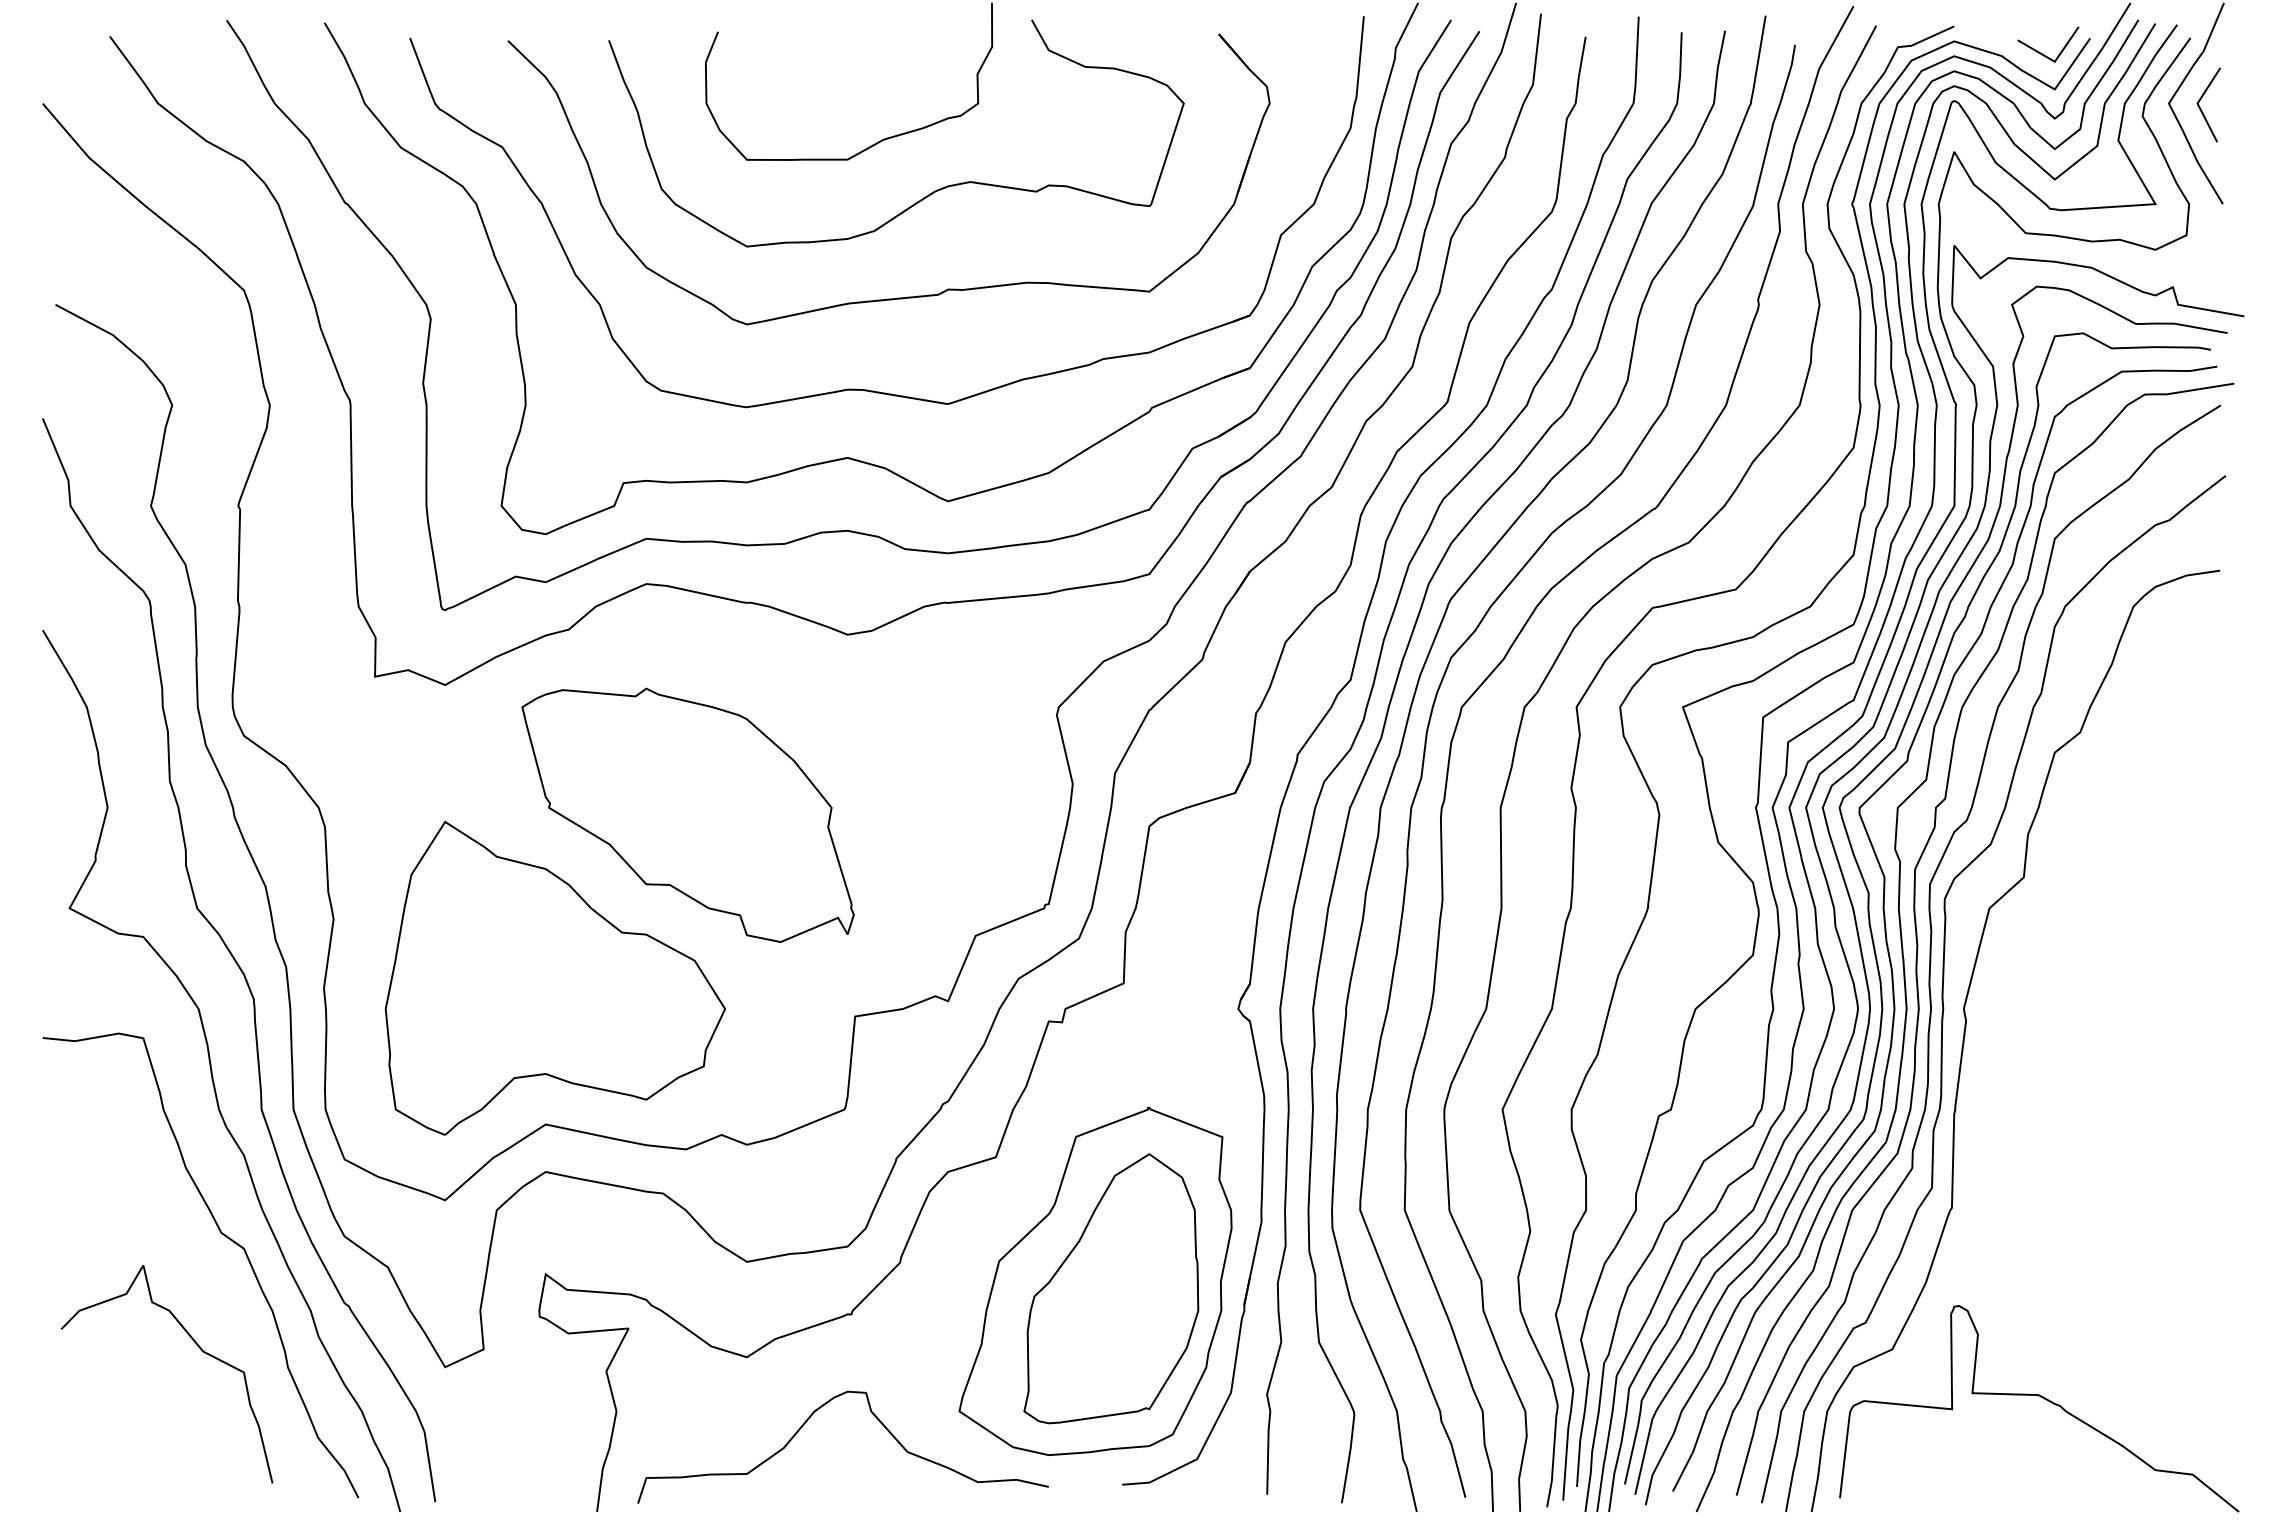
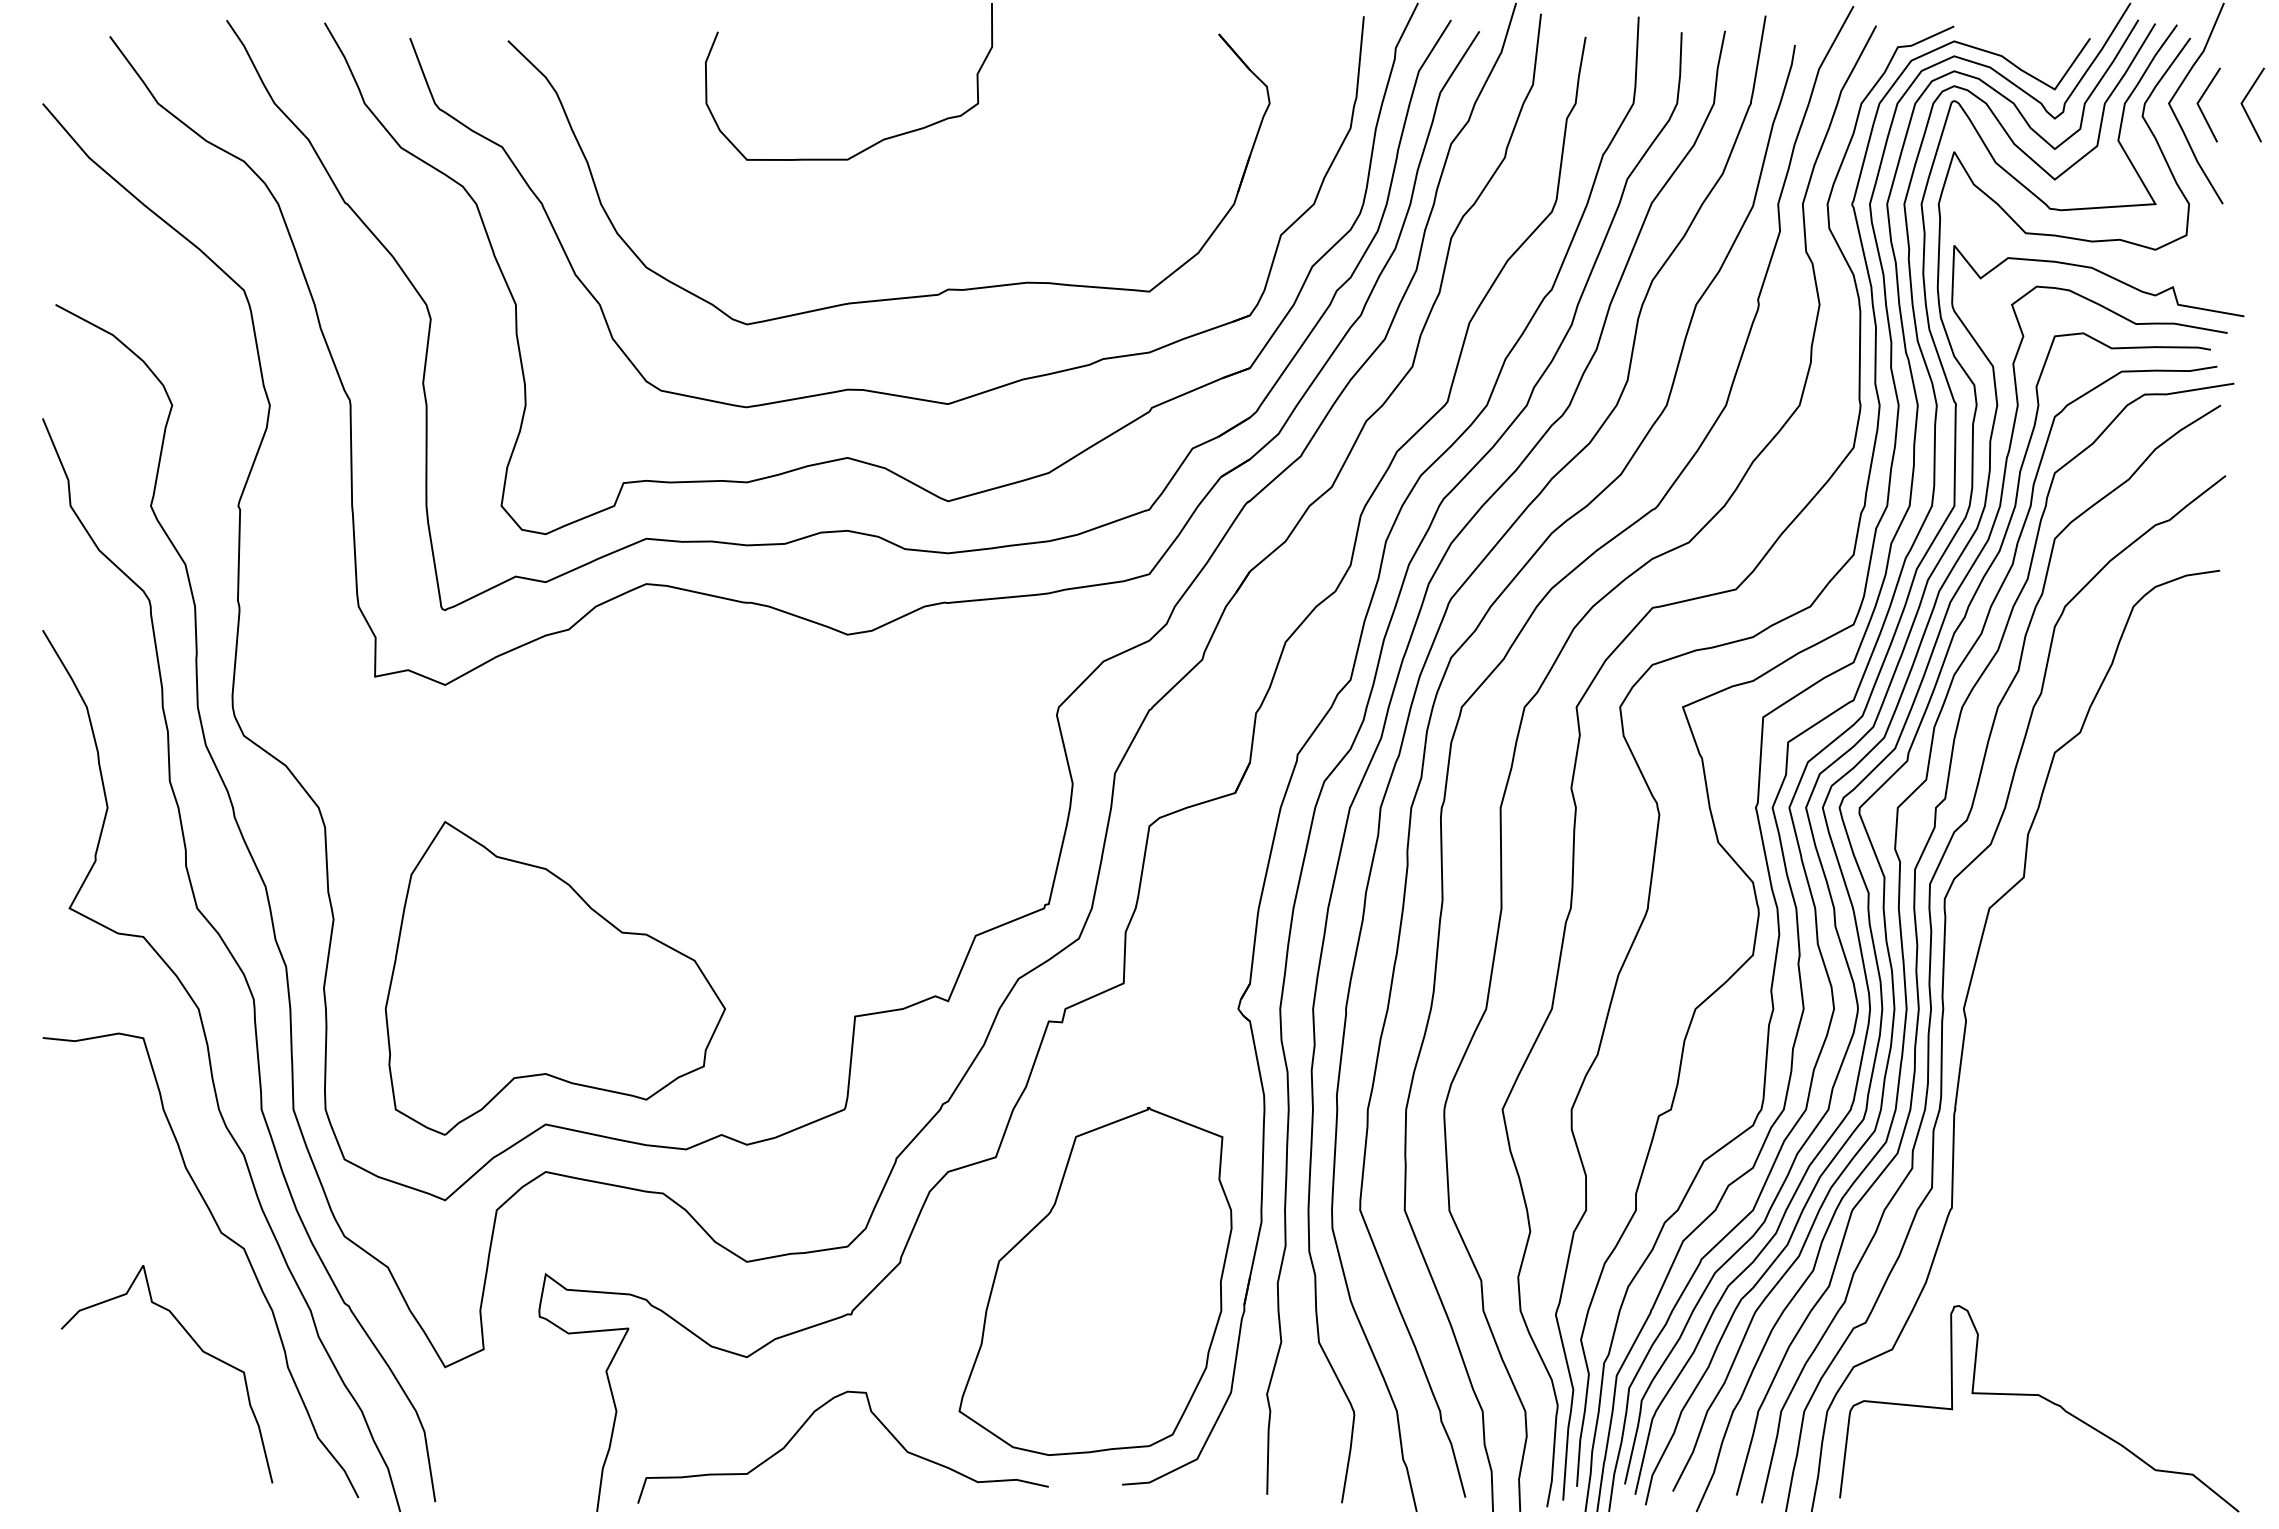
line: present -> none (2041, 52)
line: none -> present (2245, 108)
curve: present -> none (934, 190)
part: present -> none (687, 814)
part: present -> none (1111, 1288)
